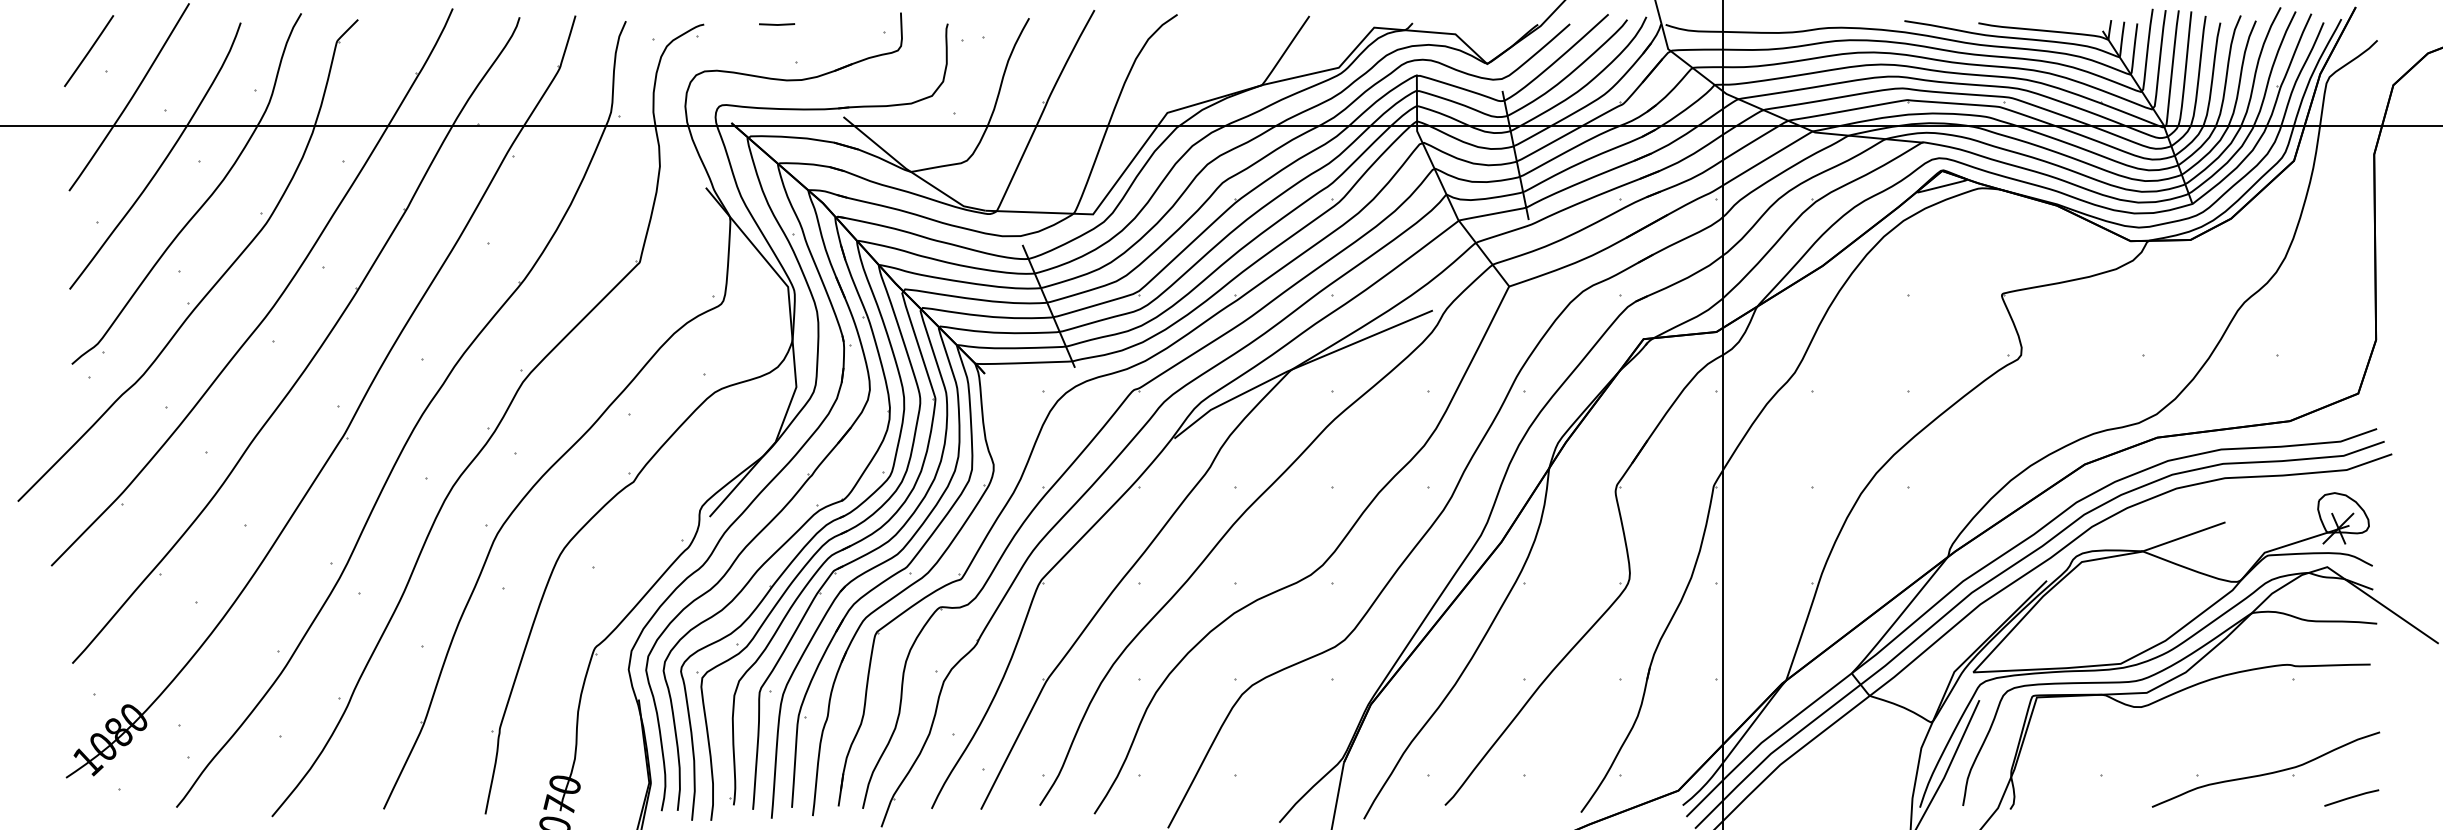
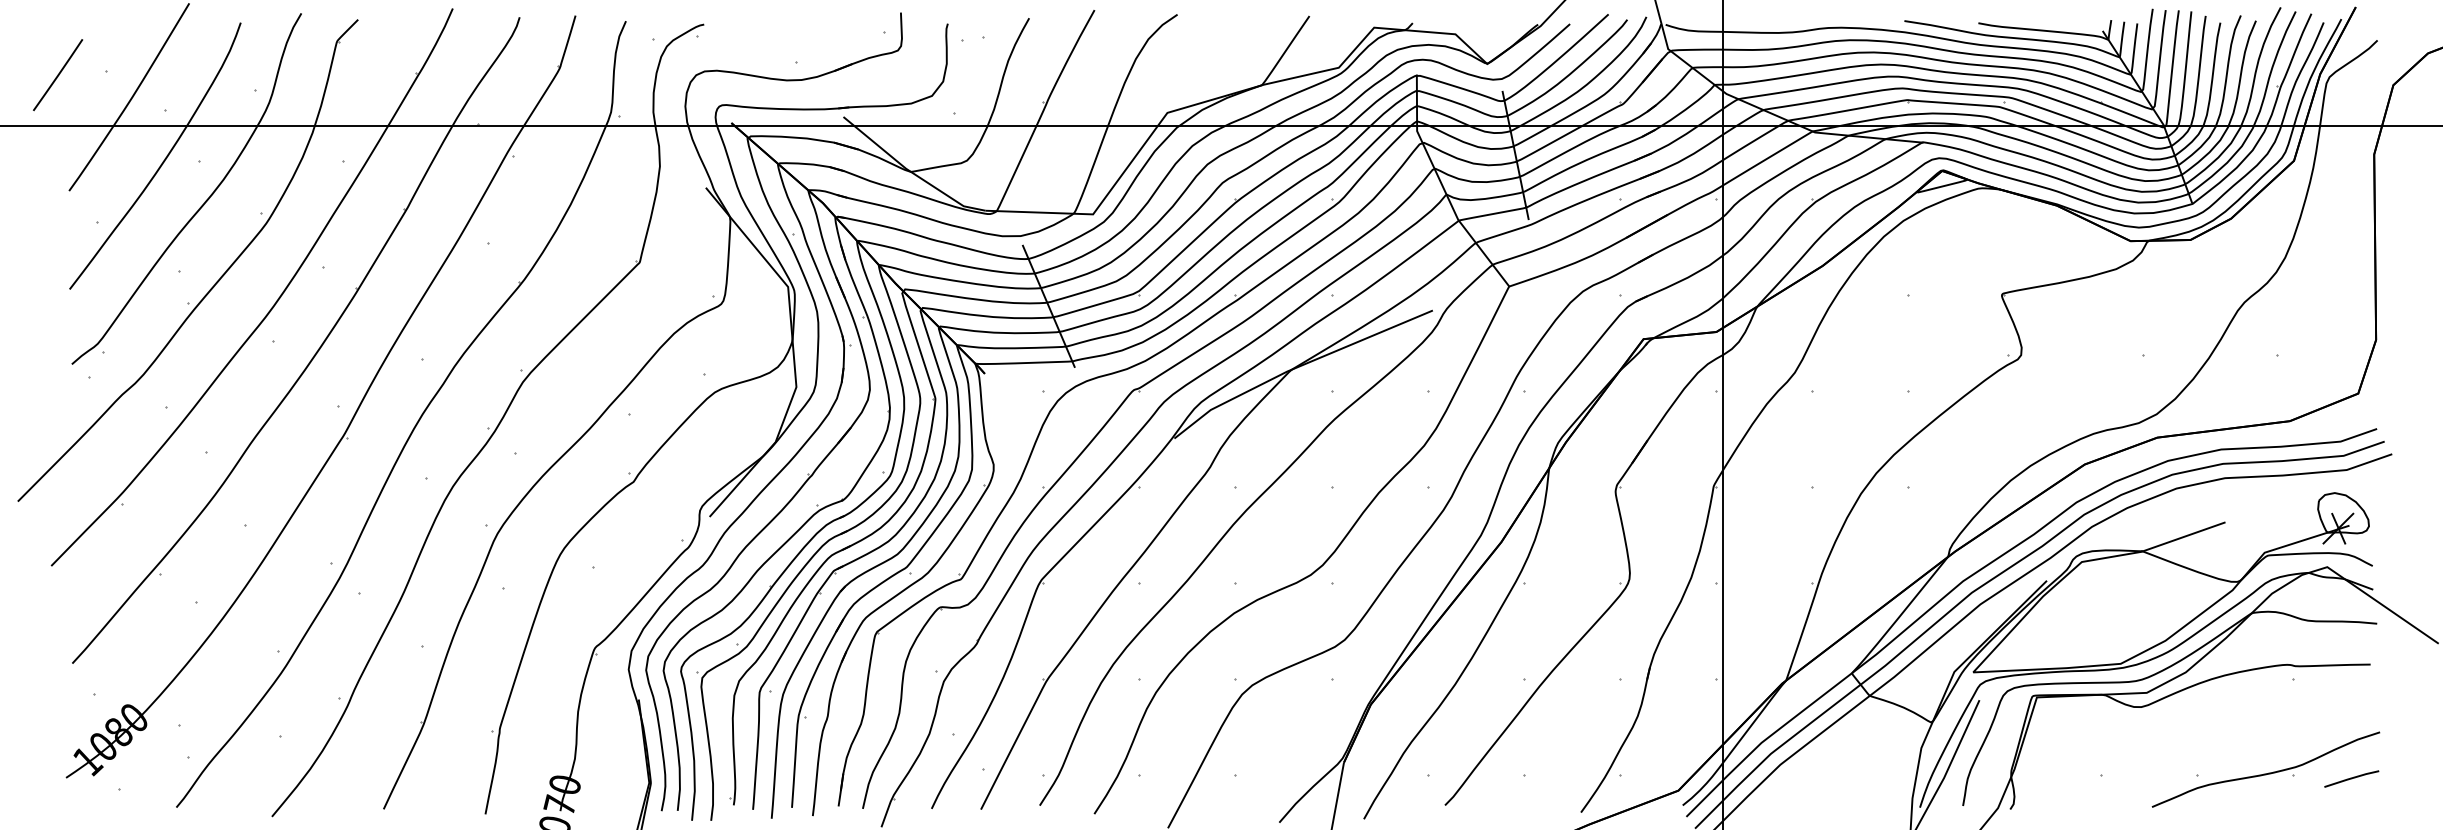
line: present -> none (777, 24)
line position: (89, 51) -> (58, 75) (58, 75)
line position: (2351, 797) -> (2351, 778) (2351, 778)
